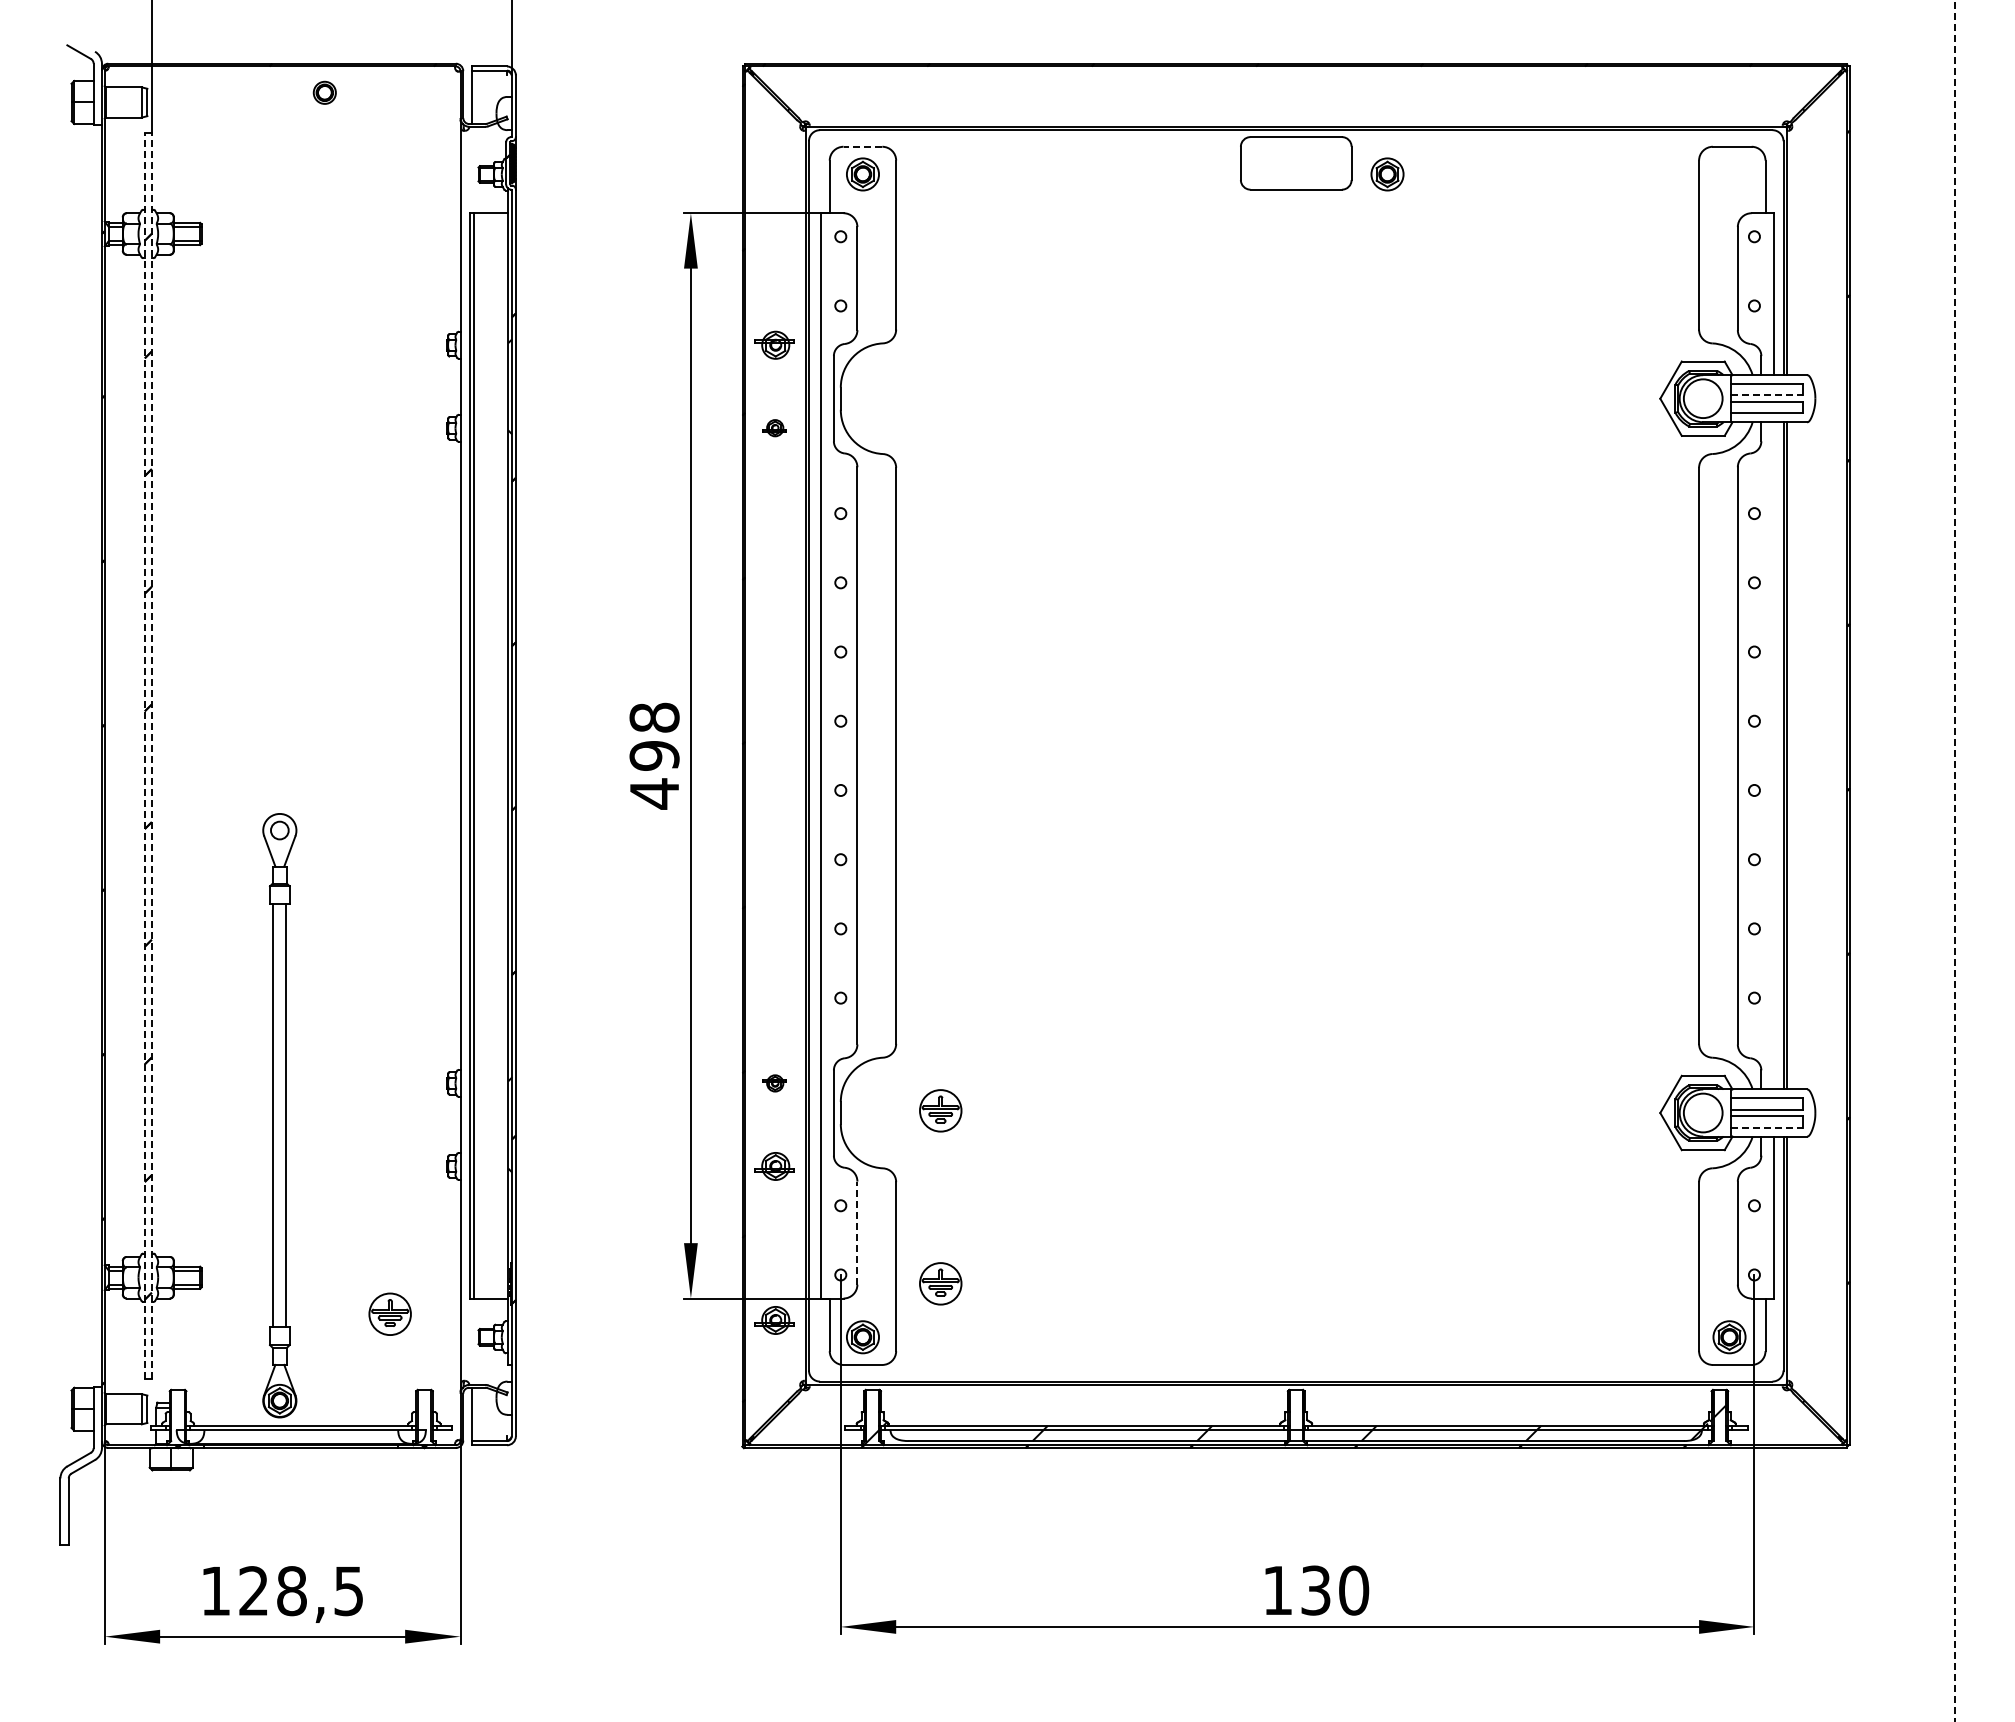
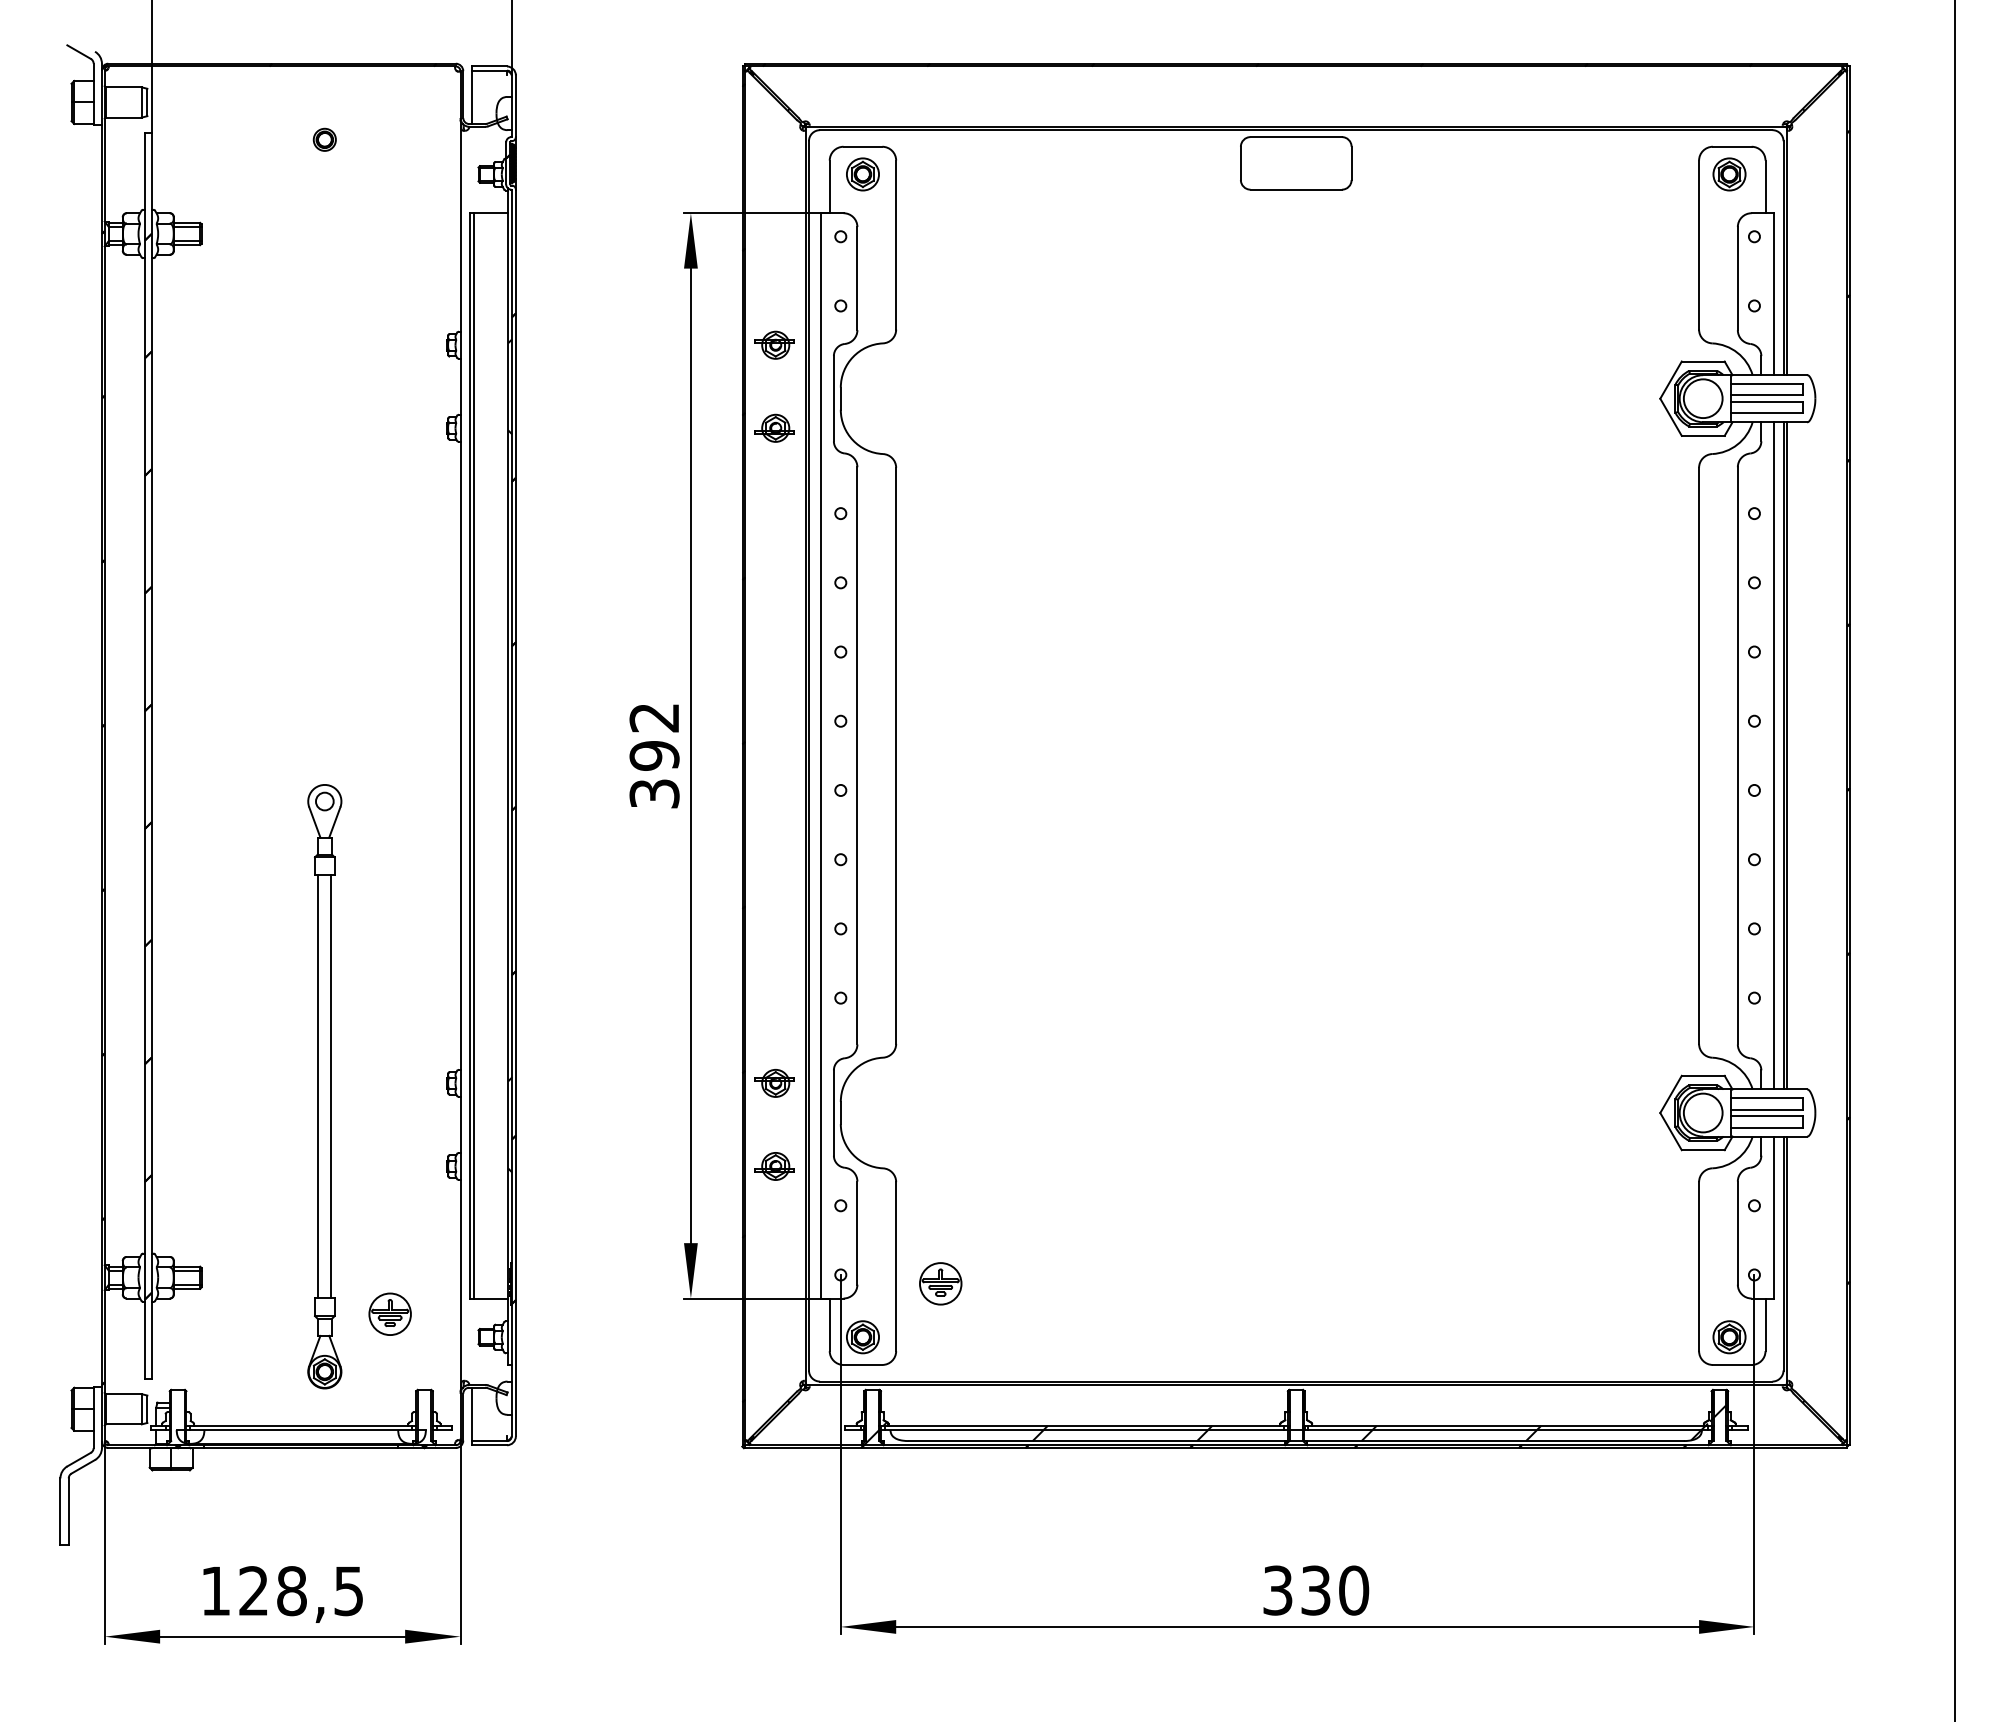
part position: (324, 92) -> (324, 139) (324, 139)
line: dashed -> solid (862, 146)
part position: (1387, 174) -> (1729, 174) (1729, 174)
line: dashed -> solid (1766, 395)
part size: 25x19 px -> 41x30 px (774, 427)
line: dashed -> solid (144, 755)
line: dashed -> solid (151, 755)
text: 498 -> 392 (654, 755)
line: none -> present (1773, 755)
line: dashed -> solid (1954, 860)
part size: 25x19 px -> 41x29 px (774, 1083)
part: present -> none (940, 1110)
part position: (279, 1115) -> (324, 1086) (324, 1086)
line: dashed -> solid (1766, 1127)
line: dashed -> solid (857, 1233)
part: present -> none (774, 1320)
text: 130 -> 330 (1277, 1590)
